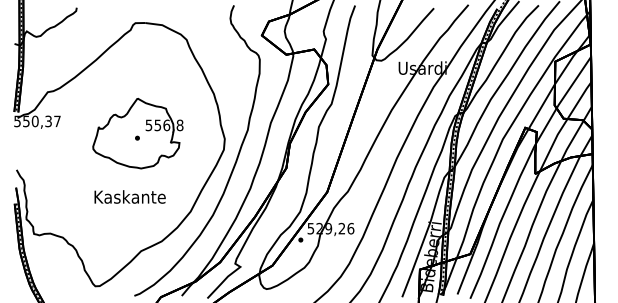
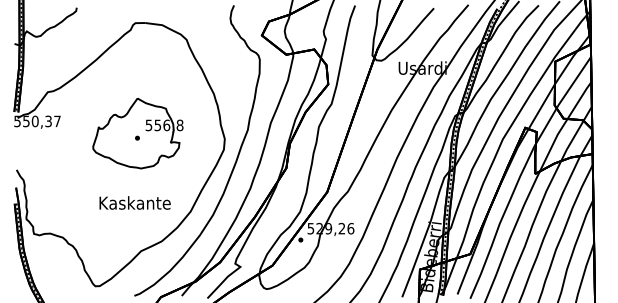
text position: (129, 196) -> (134, 202) (134, 202)
